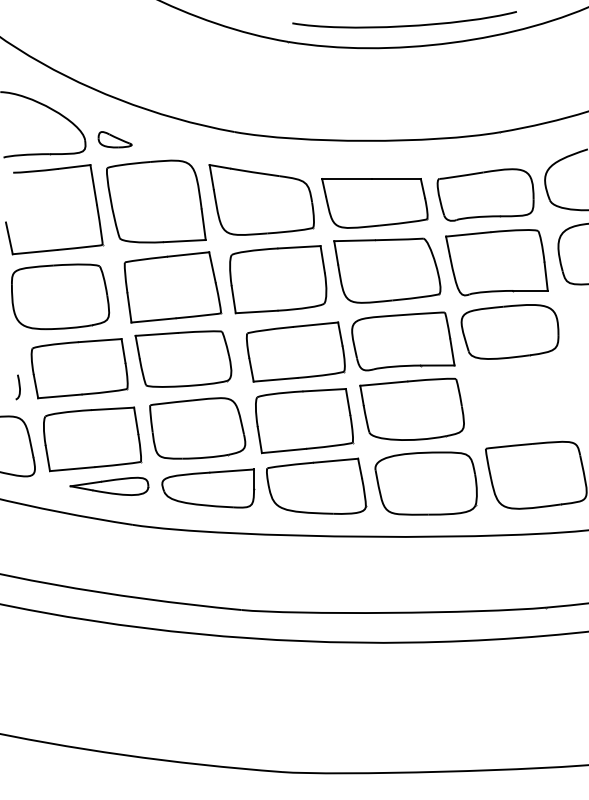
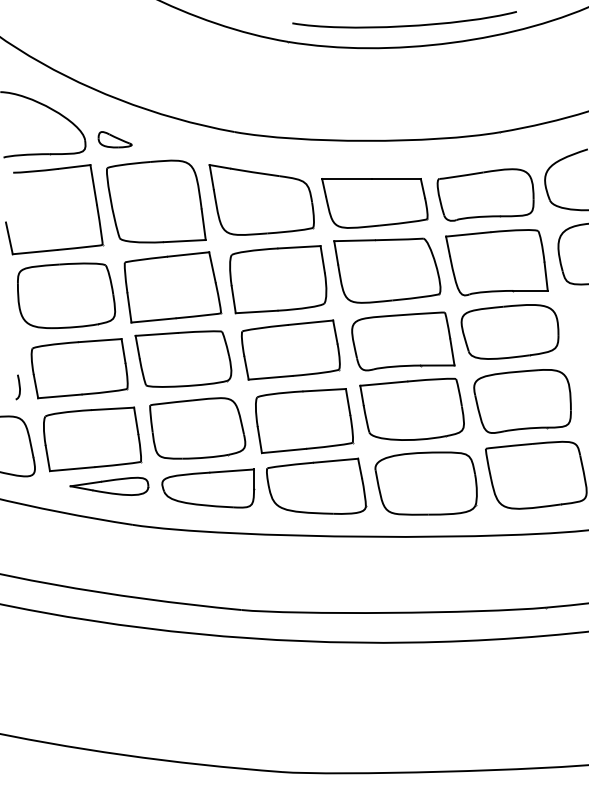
part position: (60, 296) -> (66, 295) (66, 295)
part position: (295, 351) -> (290, 349) (290, 349)
part: none -> present (522, 401)
